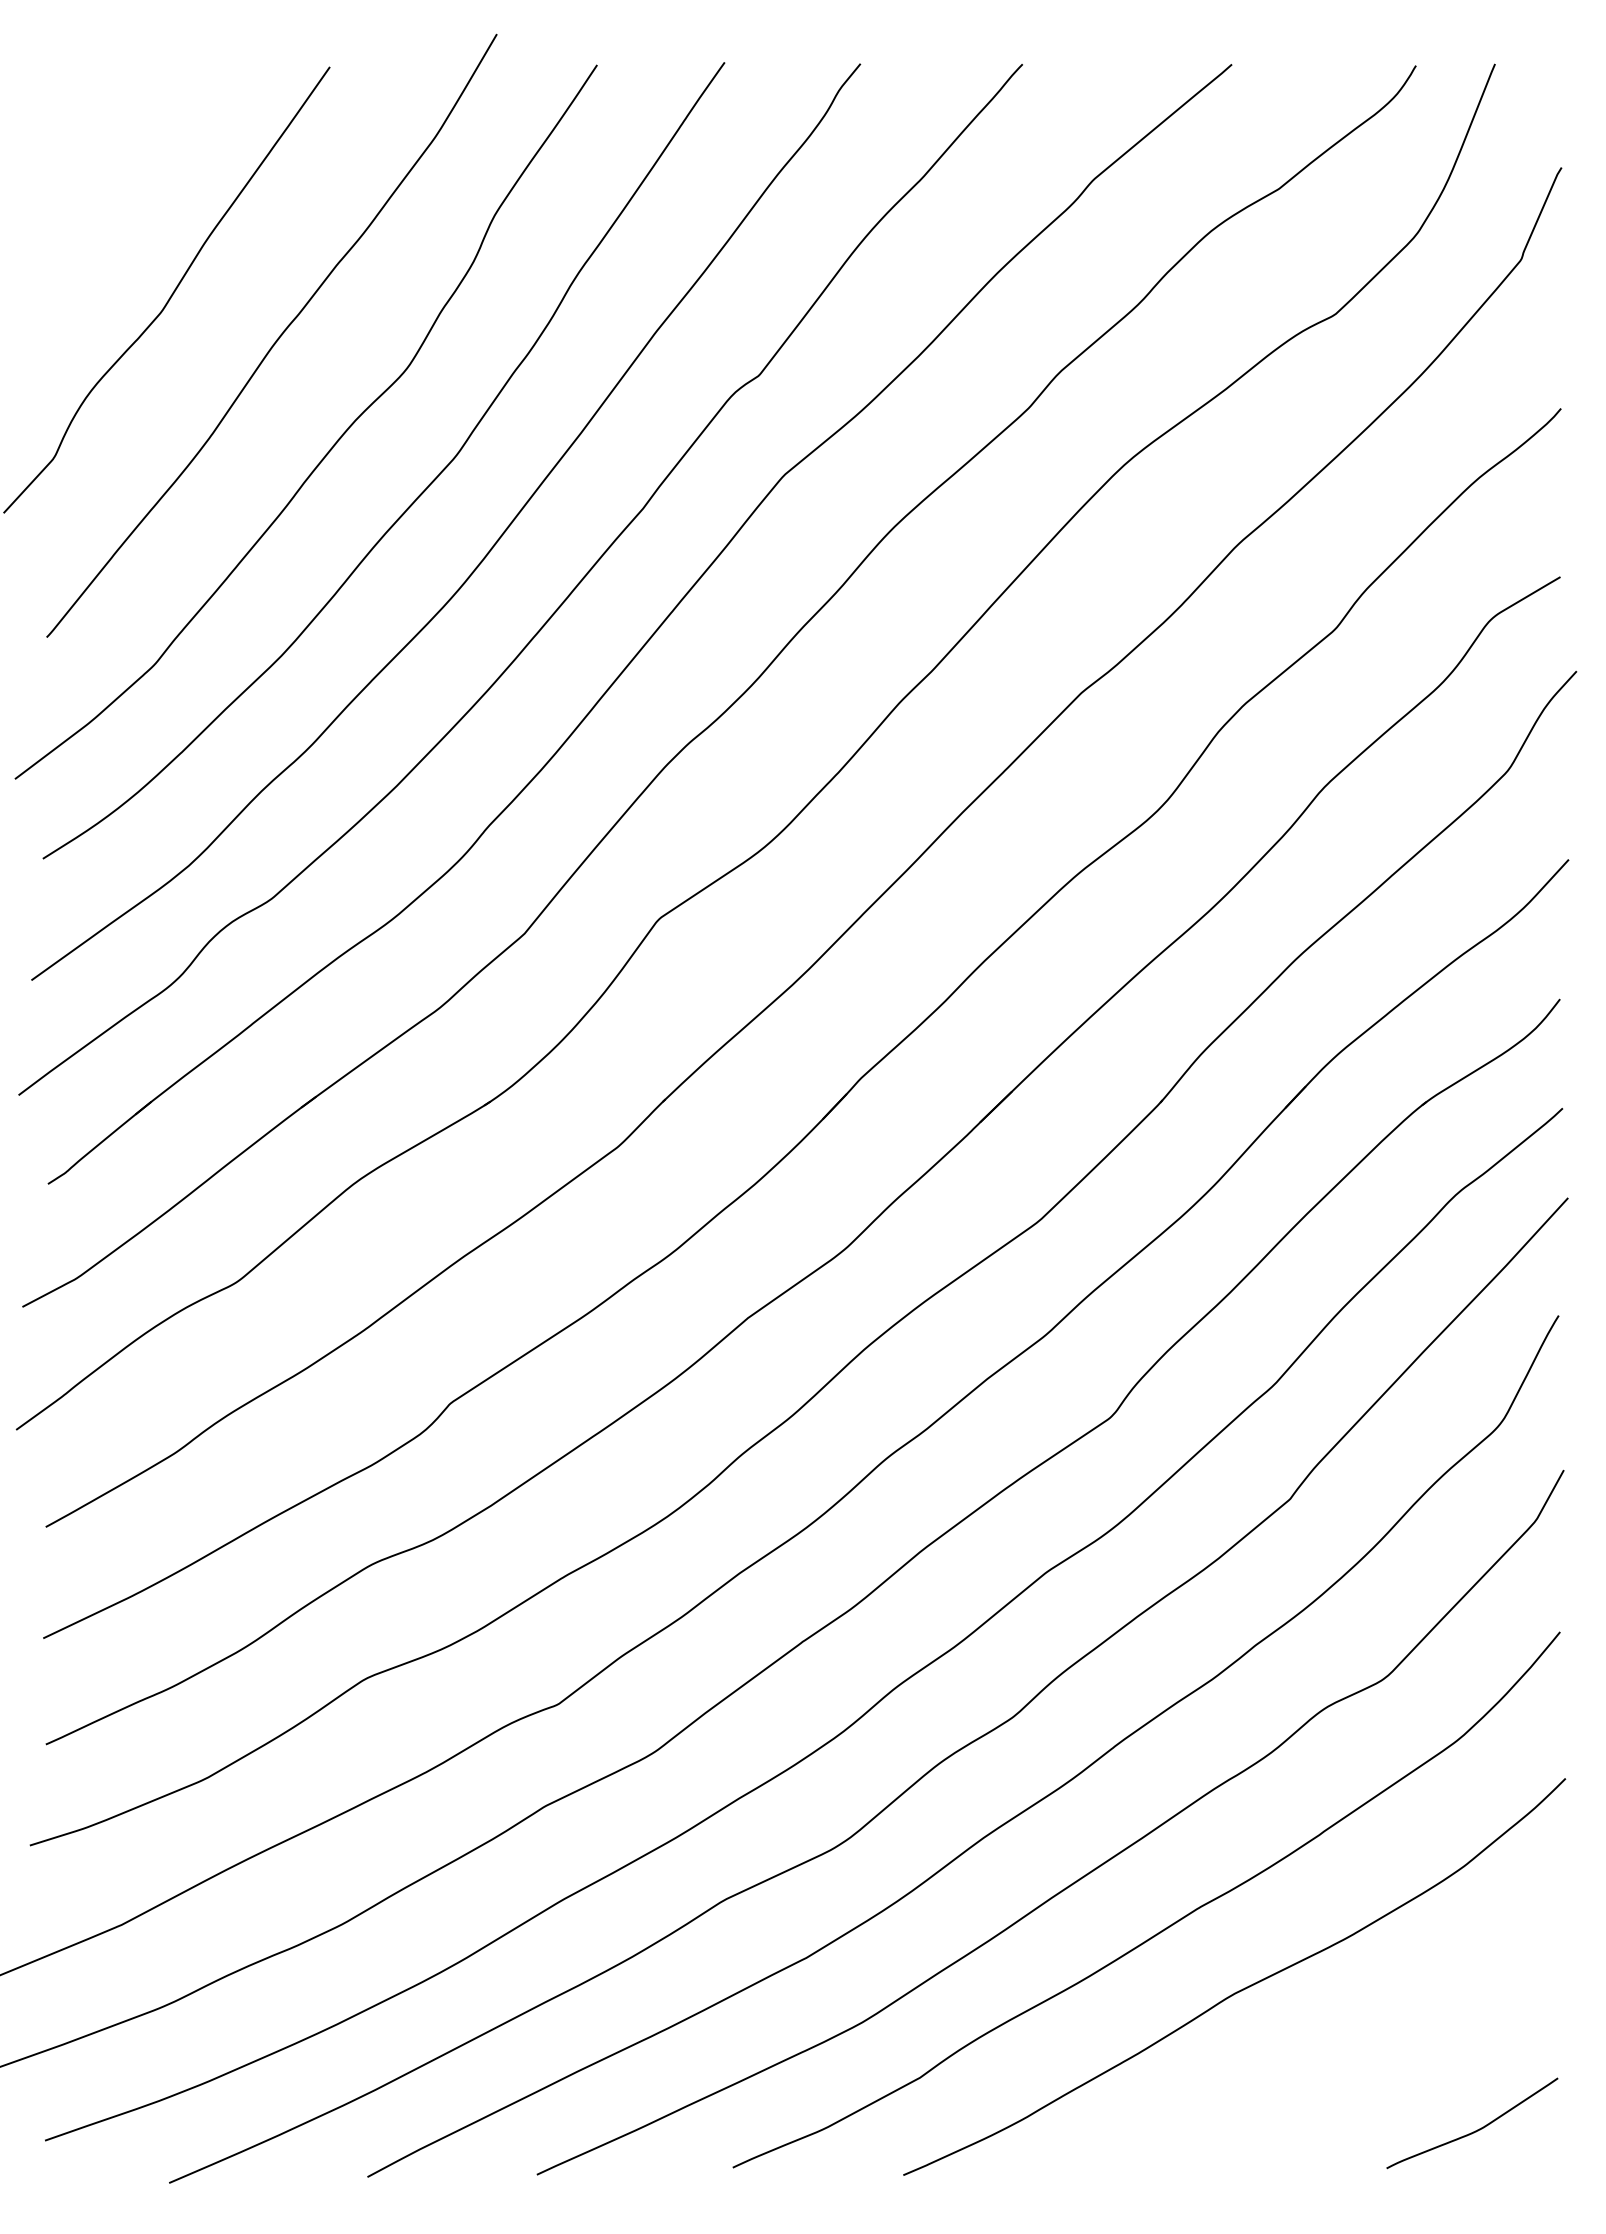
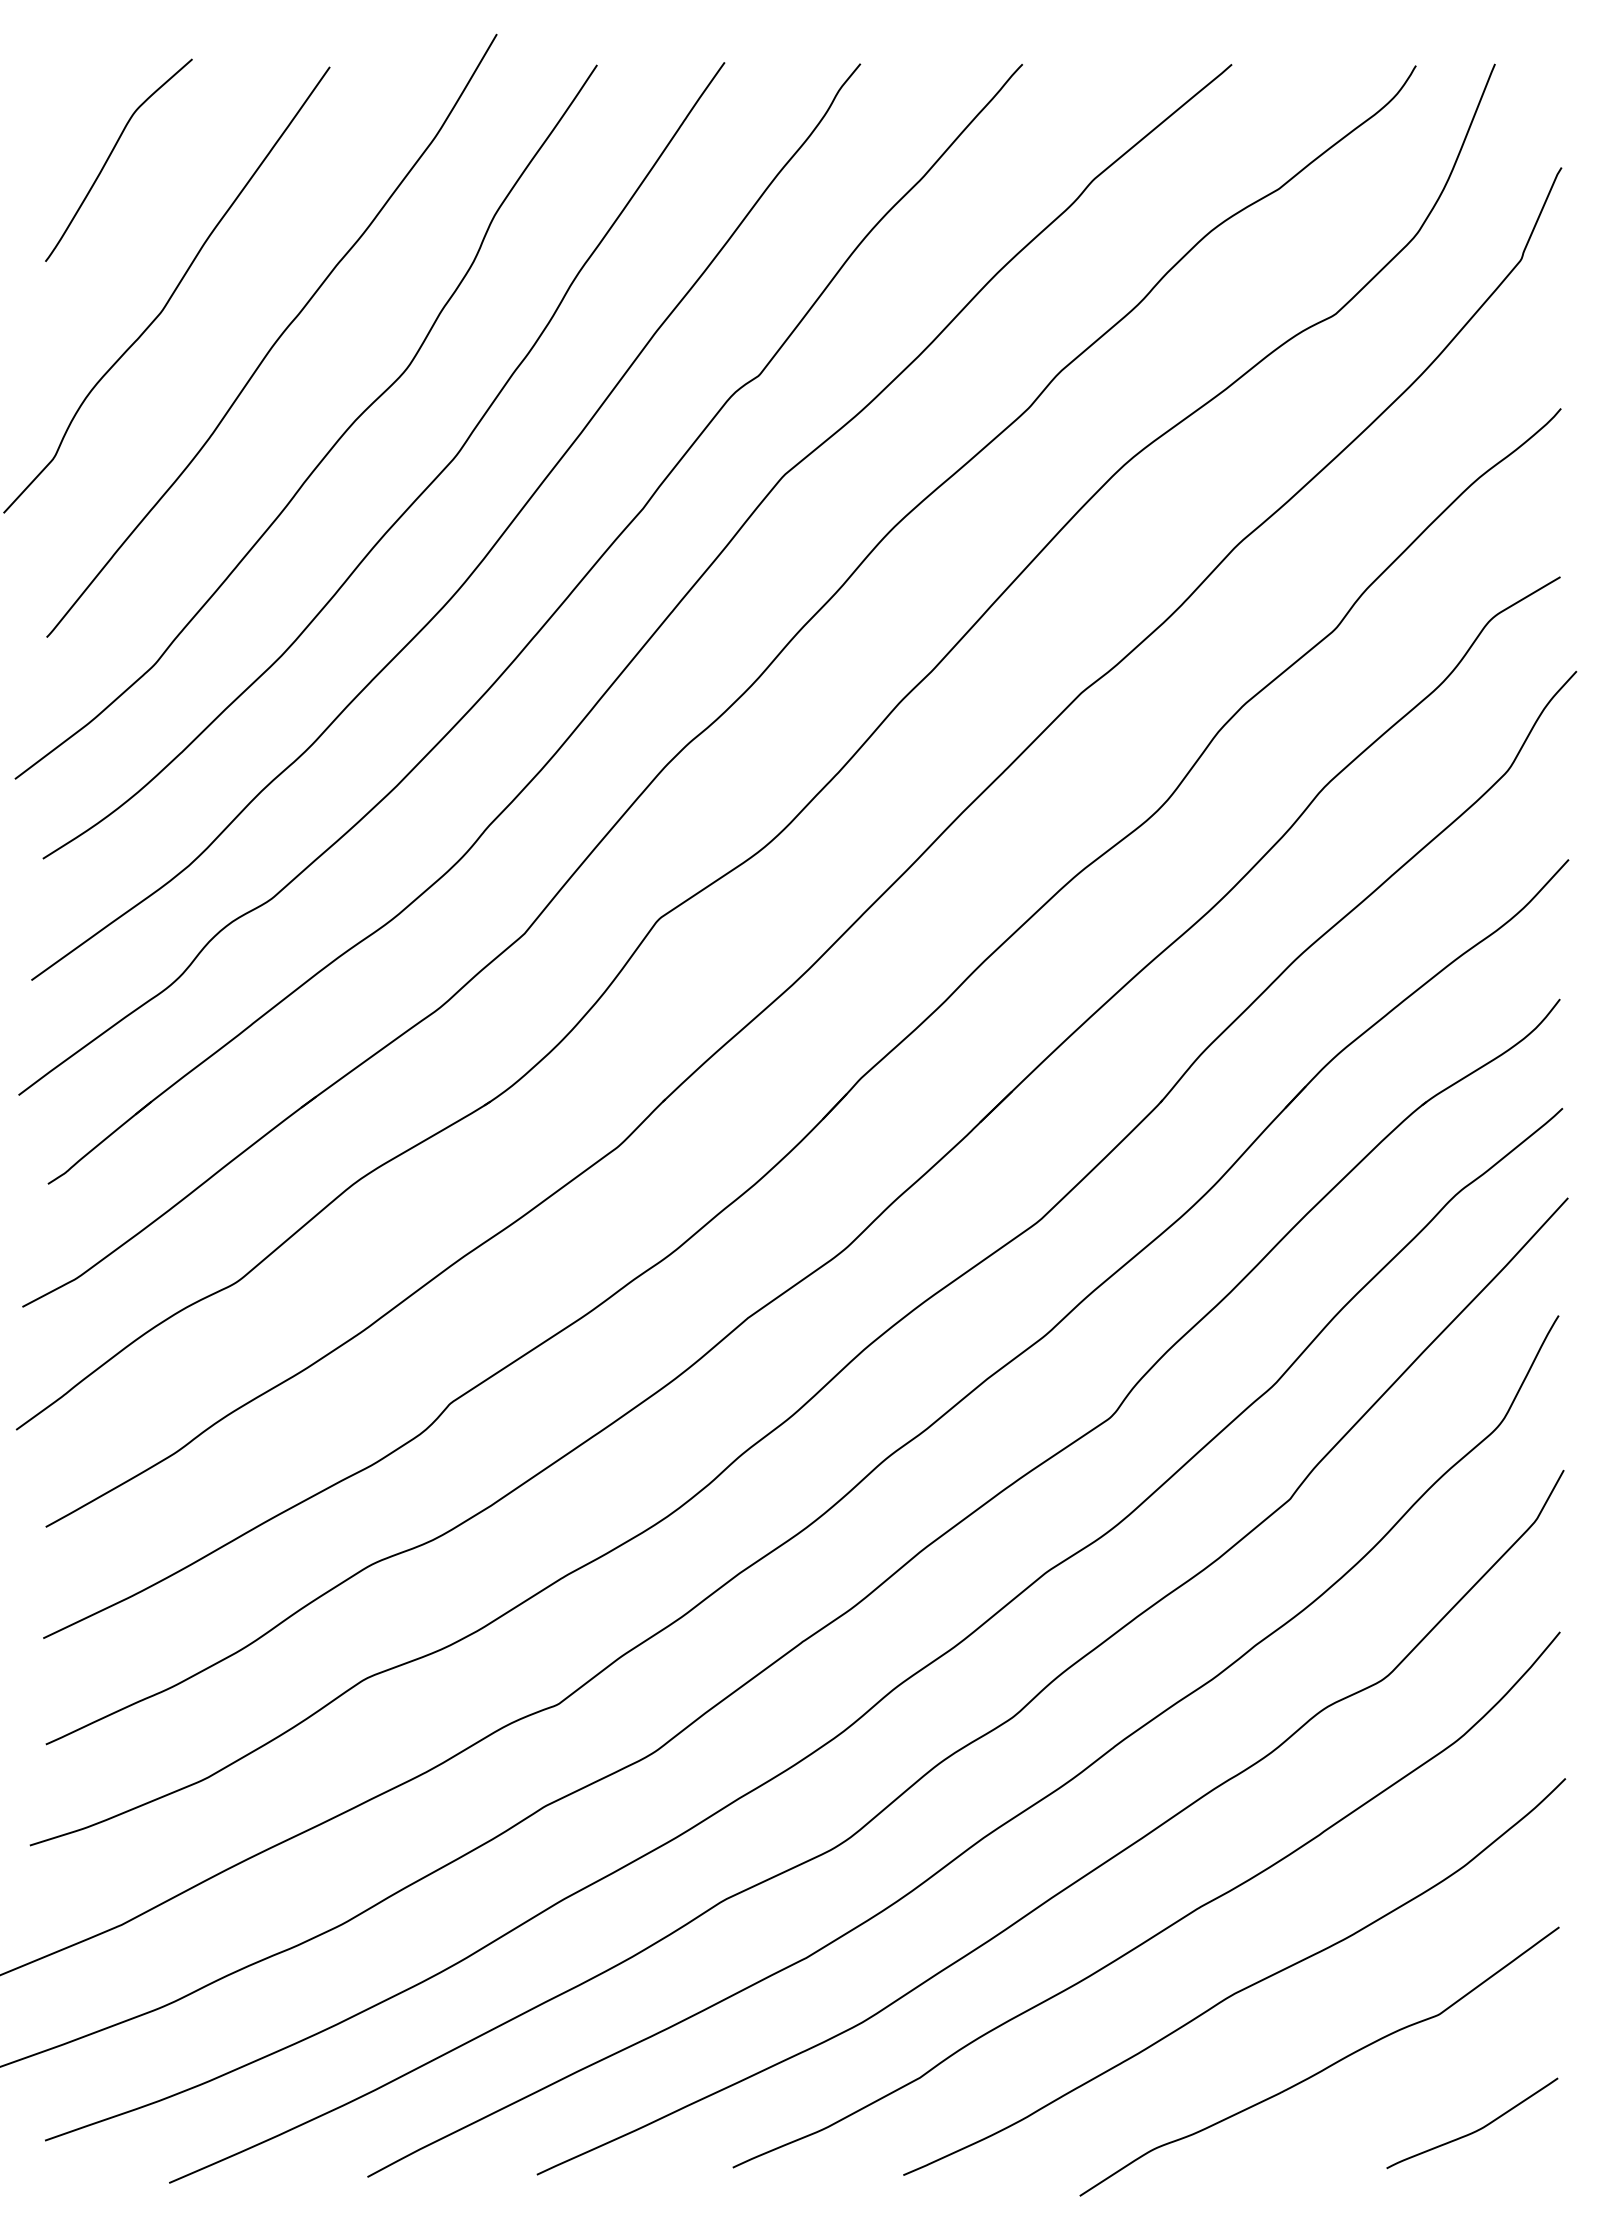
curve: none -> present (110, 156)
curve: none -> present (1323, 2068)
